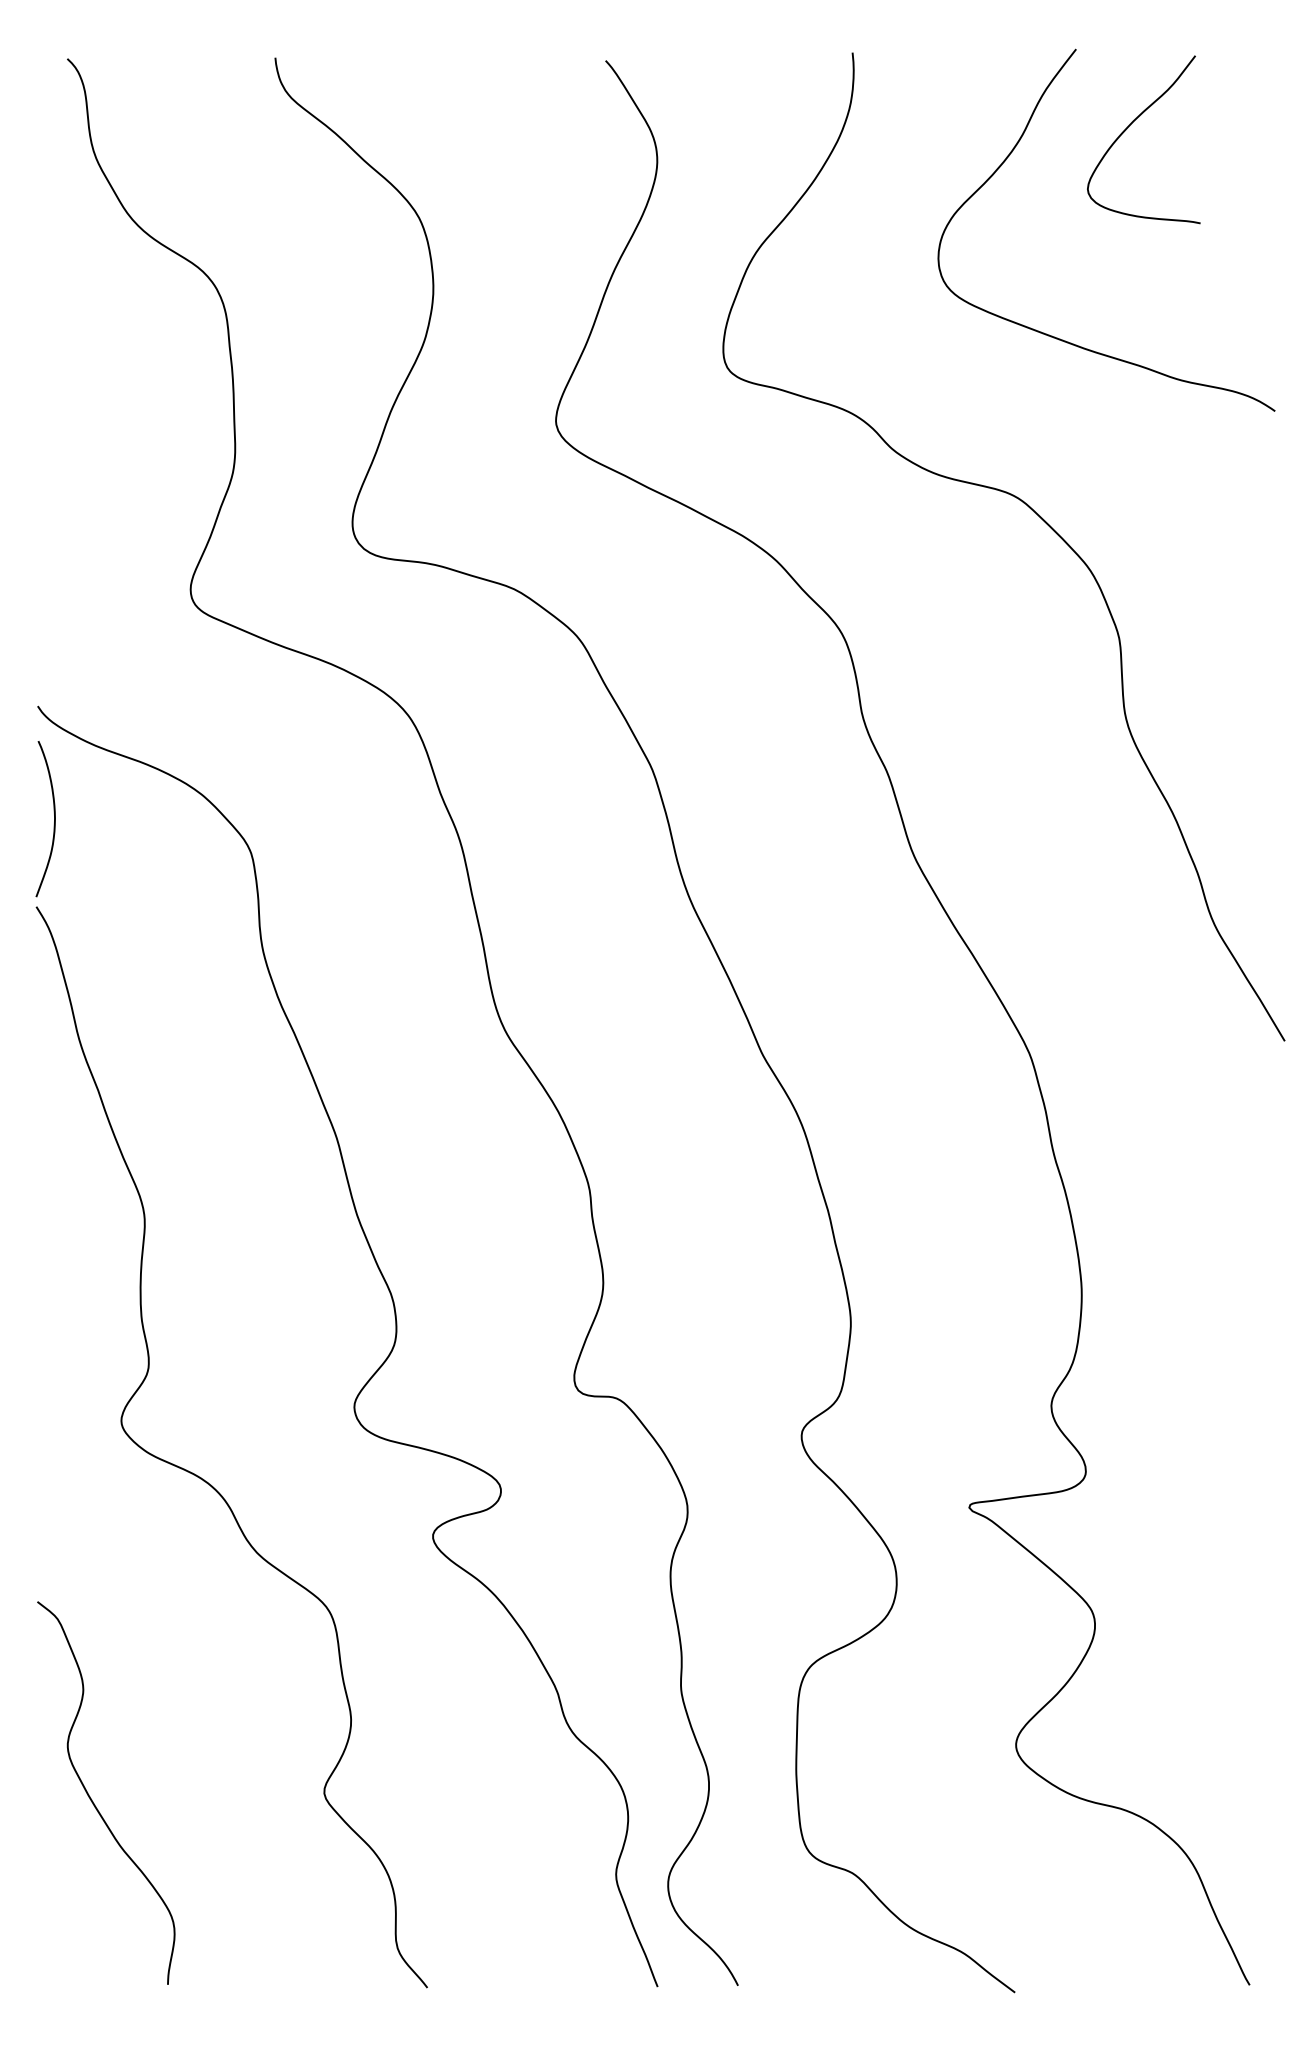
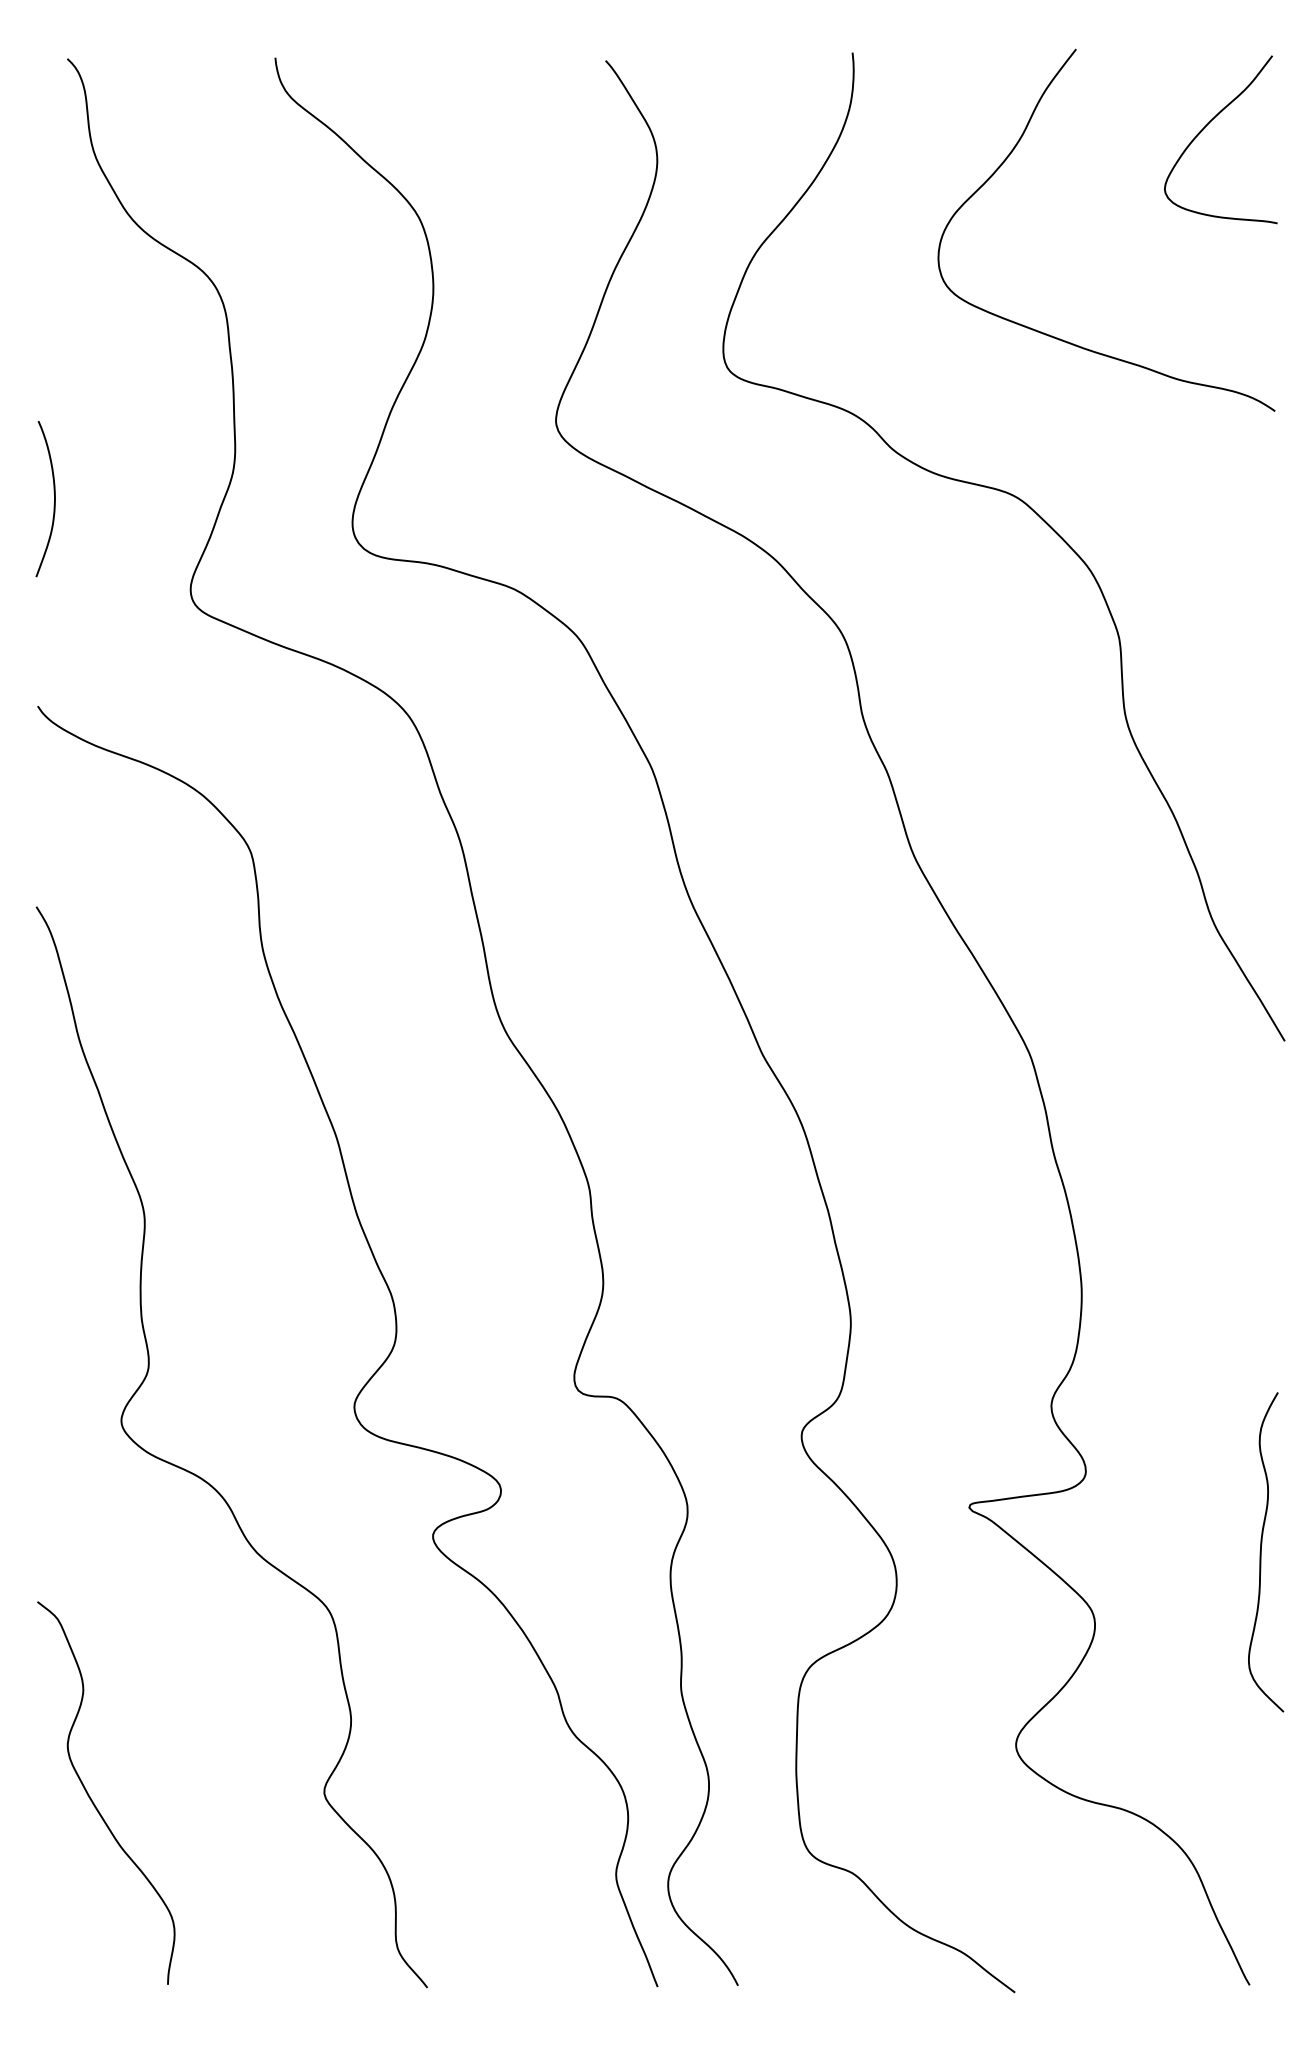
curve position: (1127, 129) -> (1204, 129) (1204, 129)
curve position: (54, 819) -> (54, 499) (54, 499)
curve: none -> present (1261, 1552)
